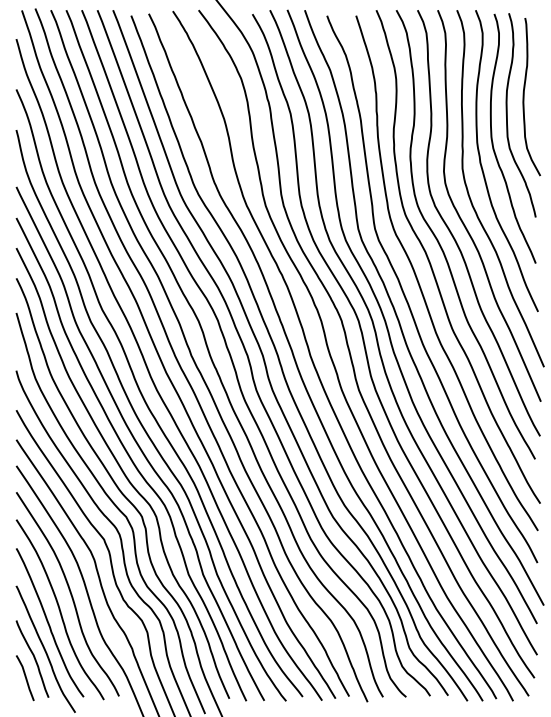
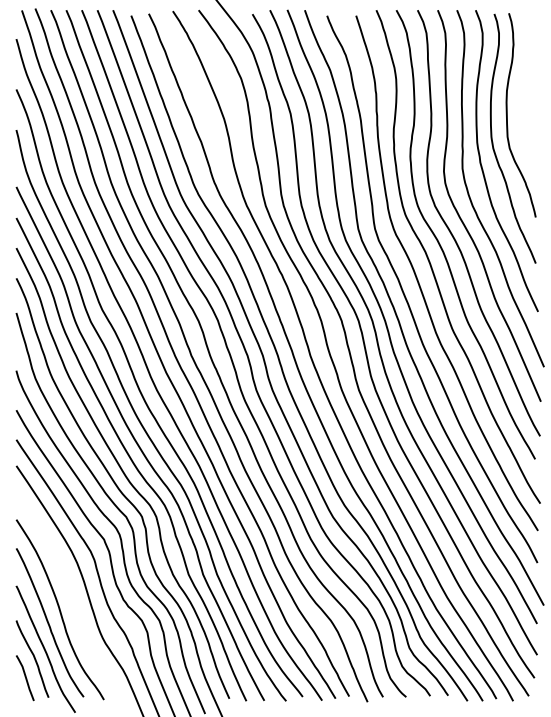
curve: present -> none (524, 97)
curve: present -> none (69, 592)
